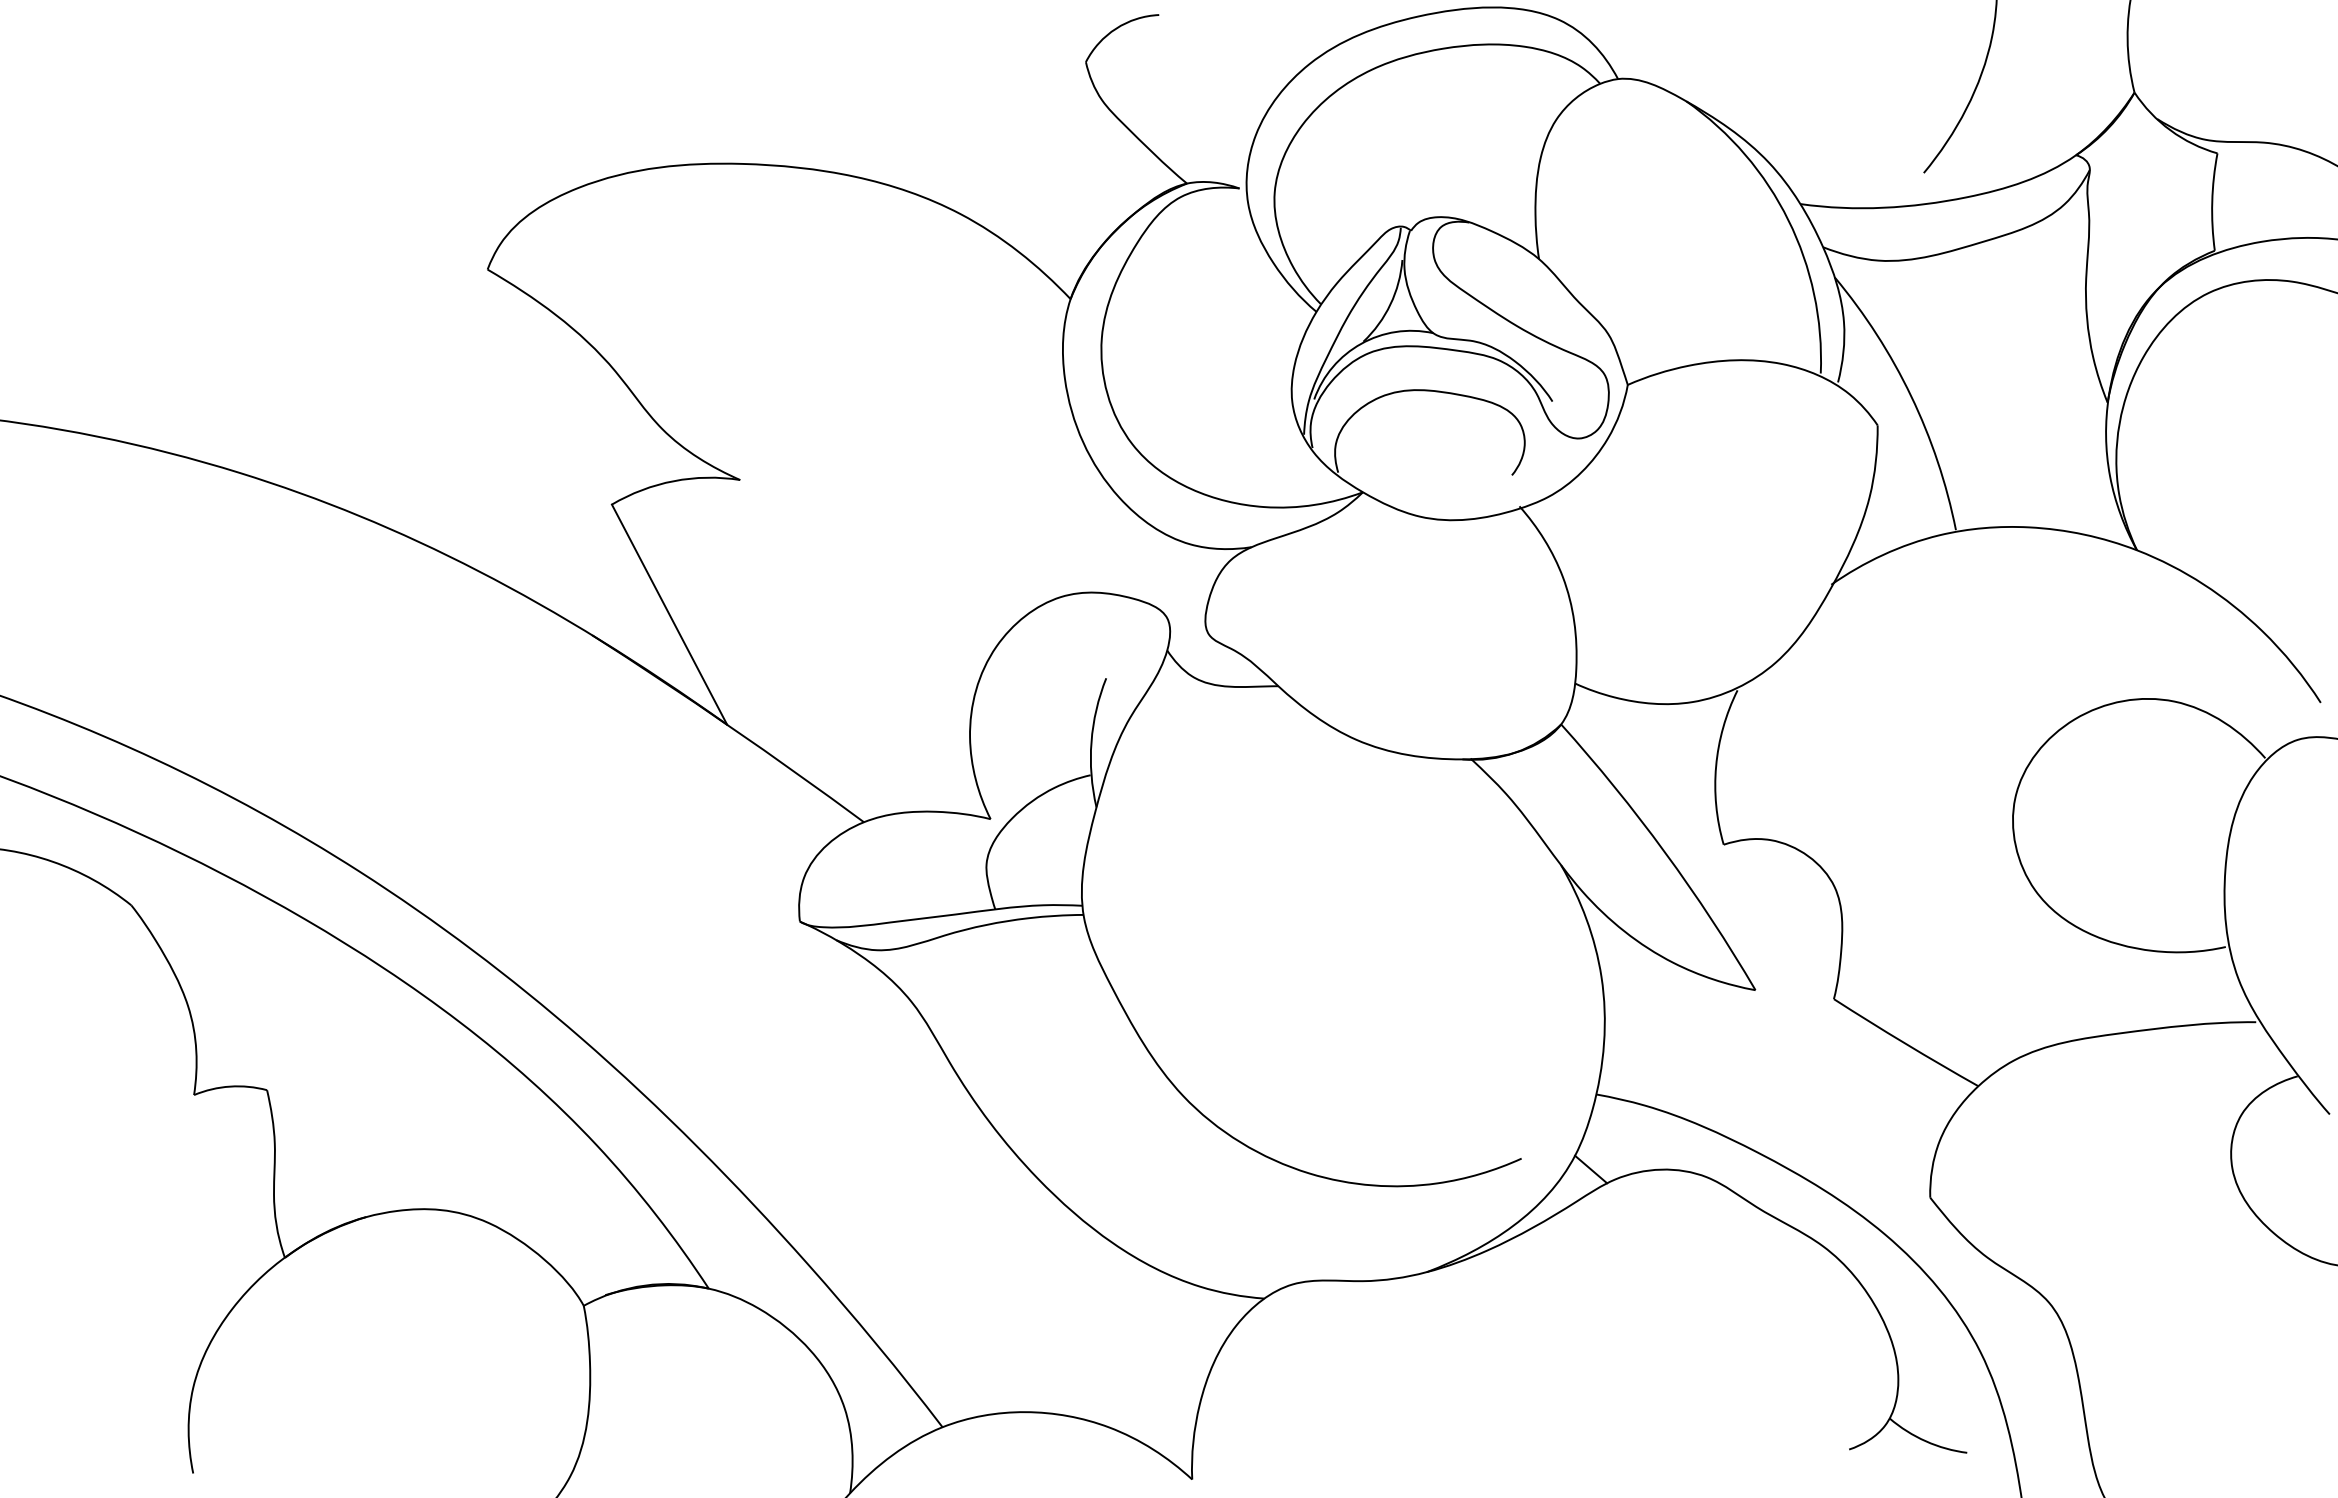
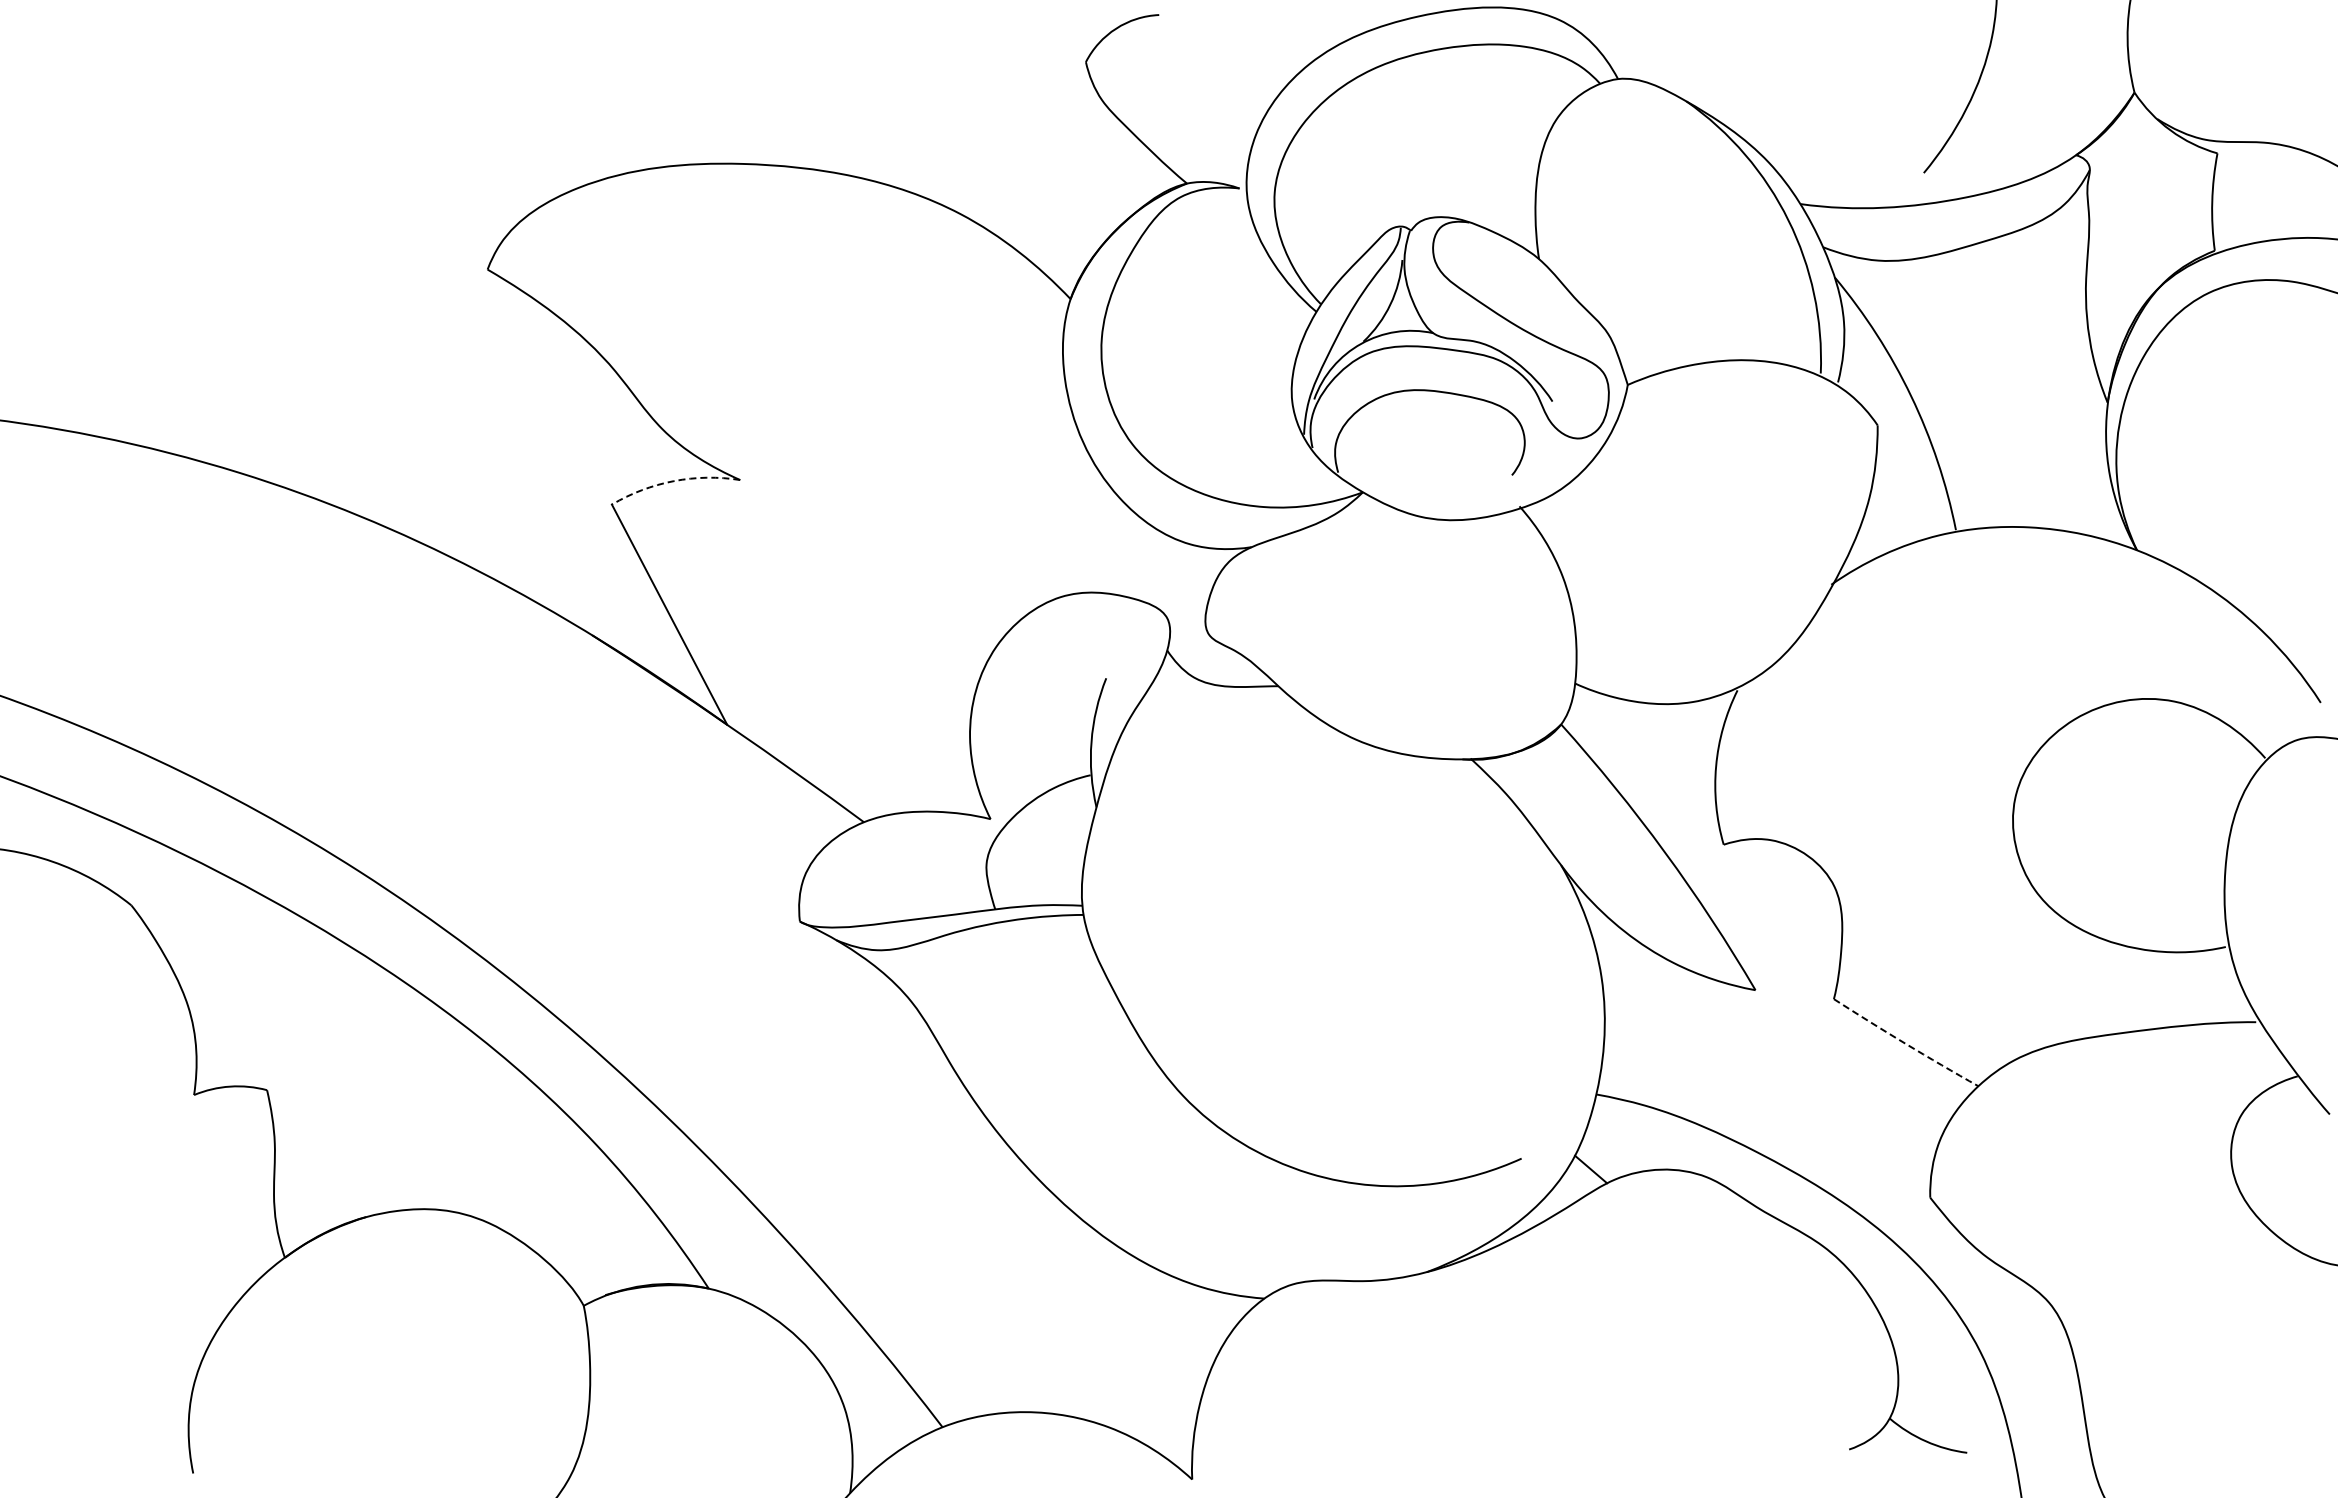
arc: solid -> dashed (673, 481)
arc: solid -> dashed (1905, 1043)
